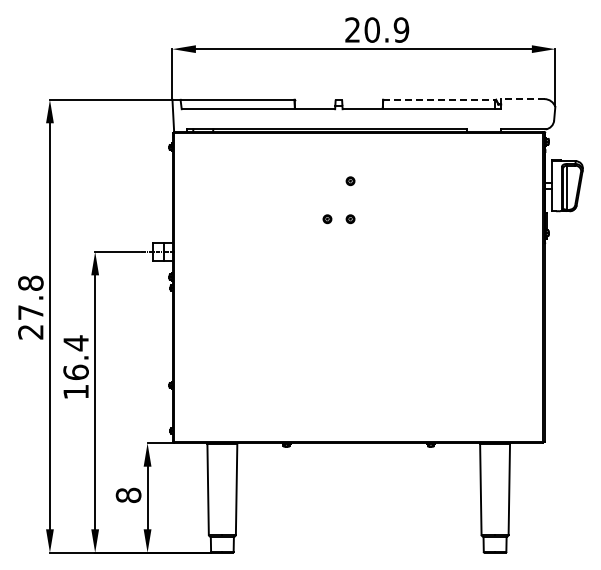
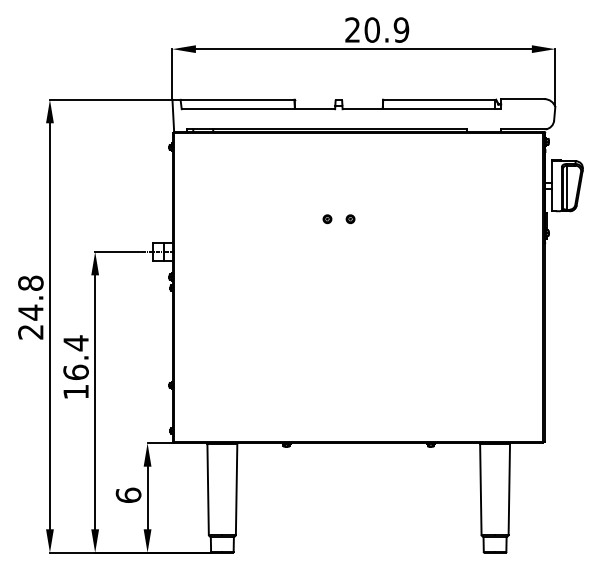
line: dashed -> solid (439, 99)
line: dashed -> solid (522, 99)
part: present -> none (350, 181)
text: 27.8 -> 24.8 (30, 312)
text: 8 -> 6 (128, 494)
